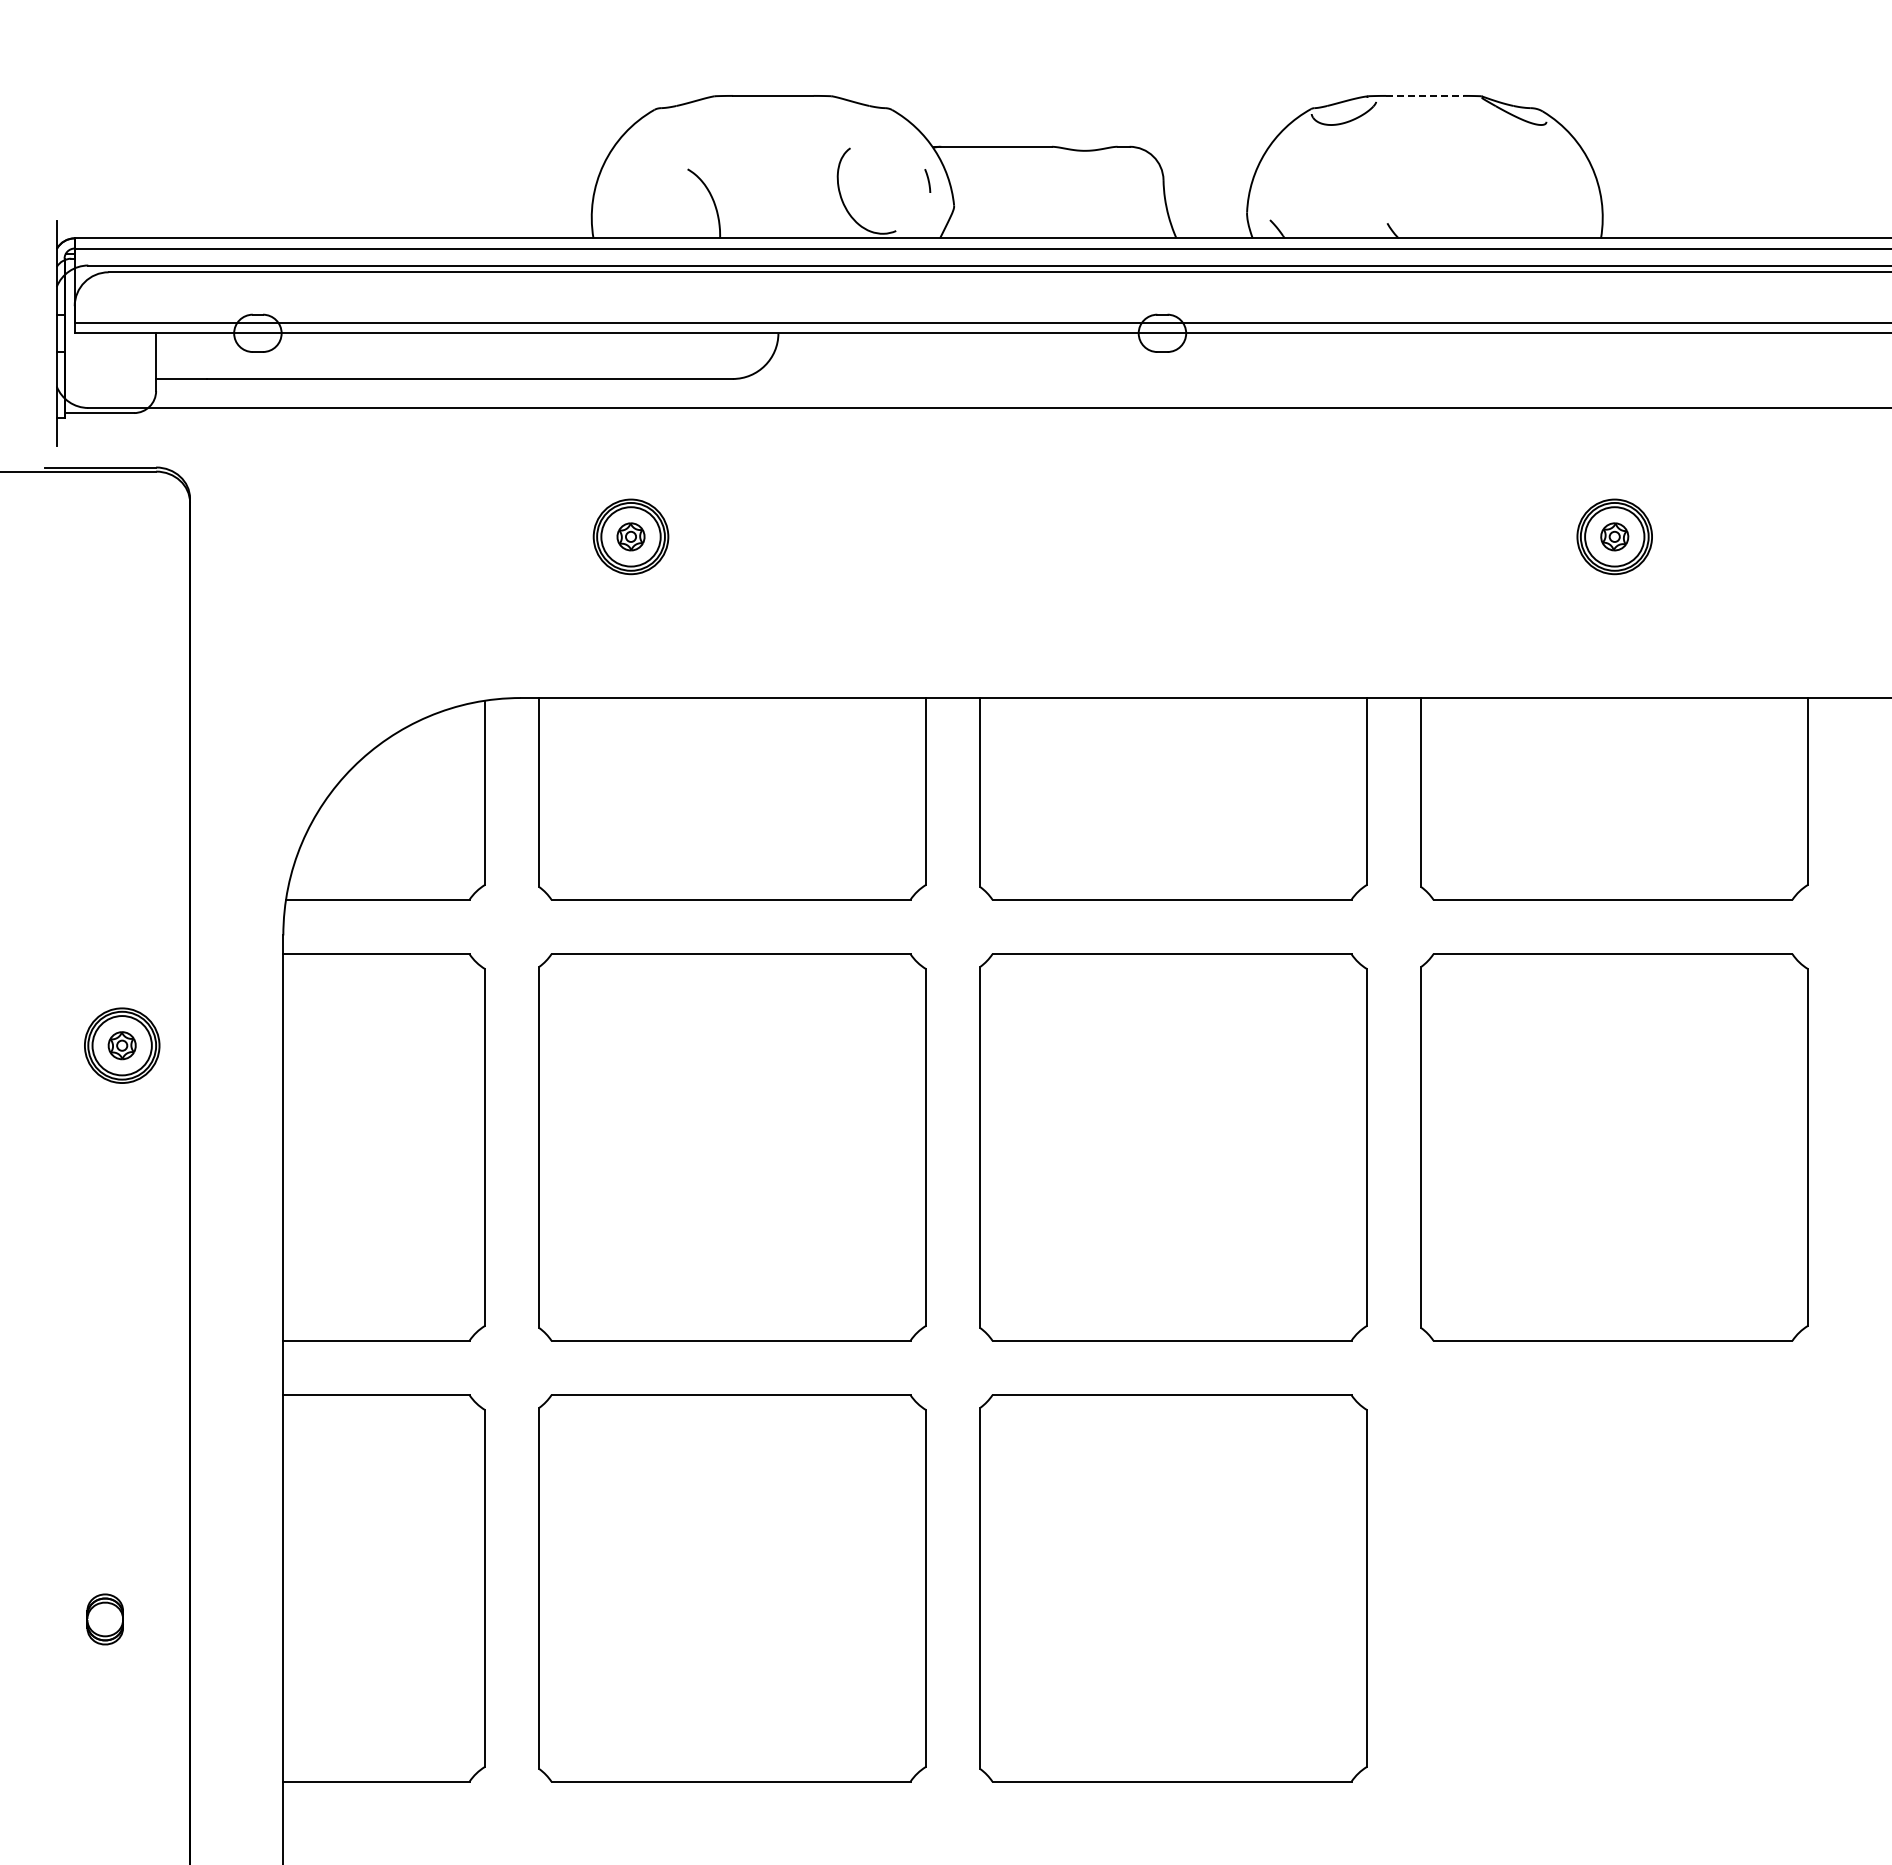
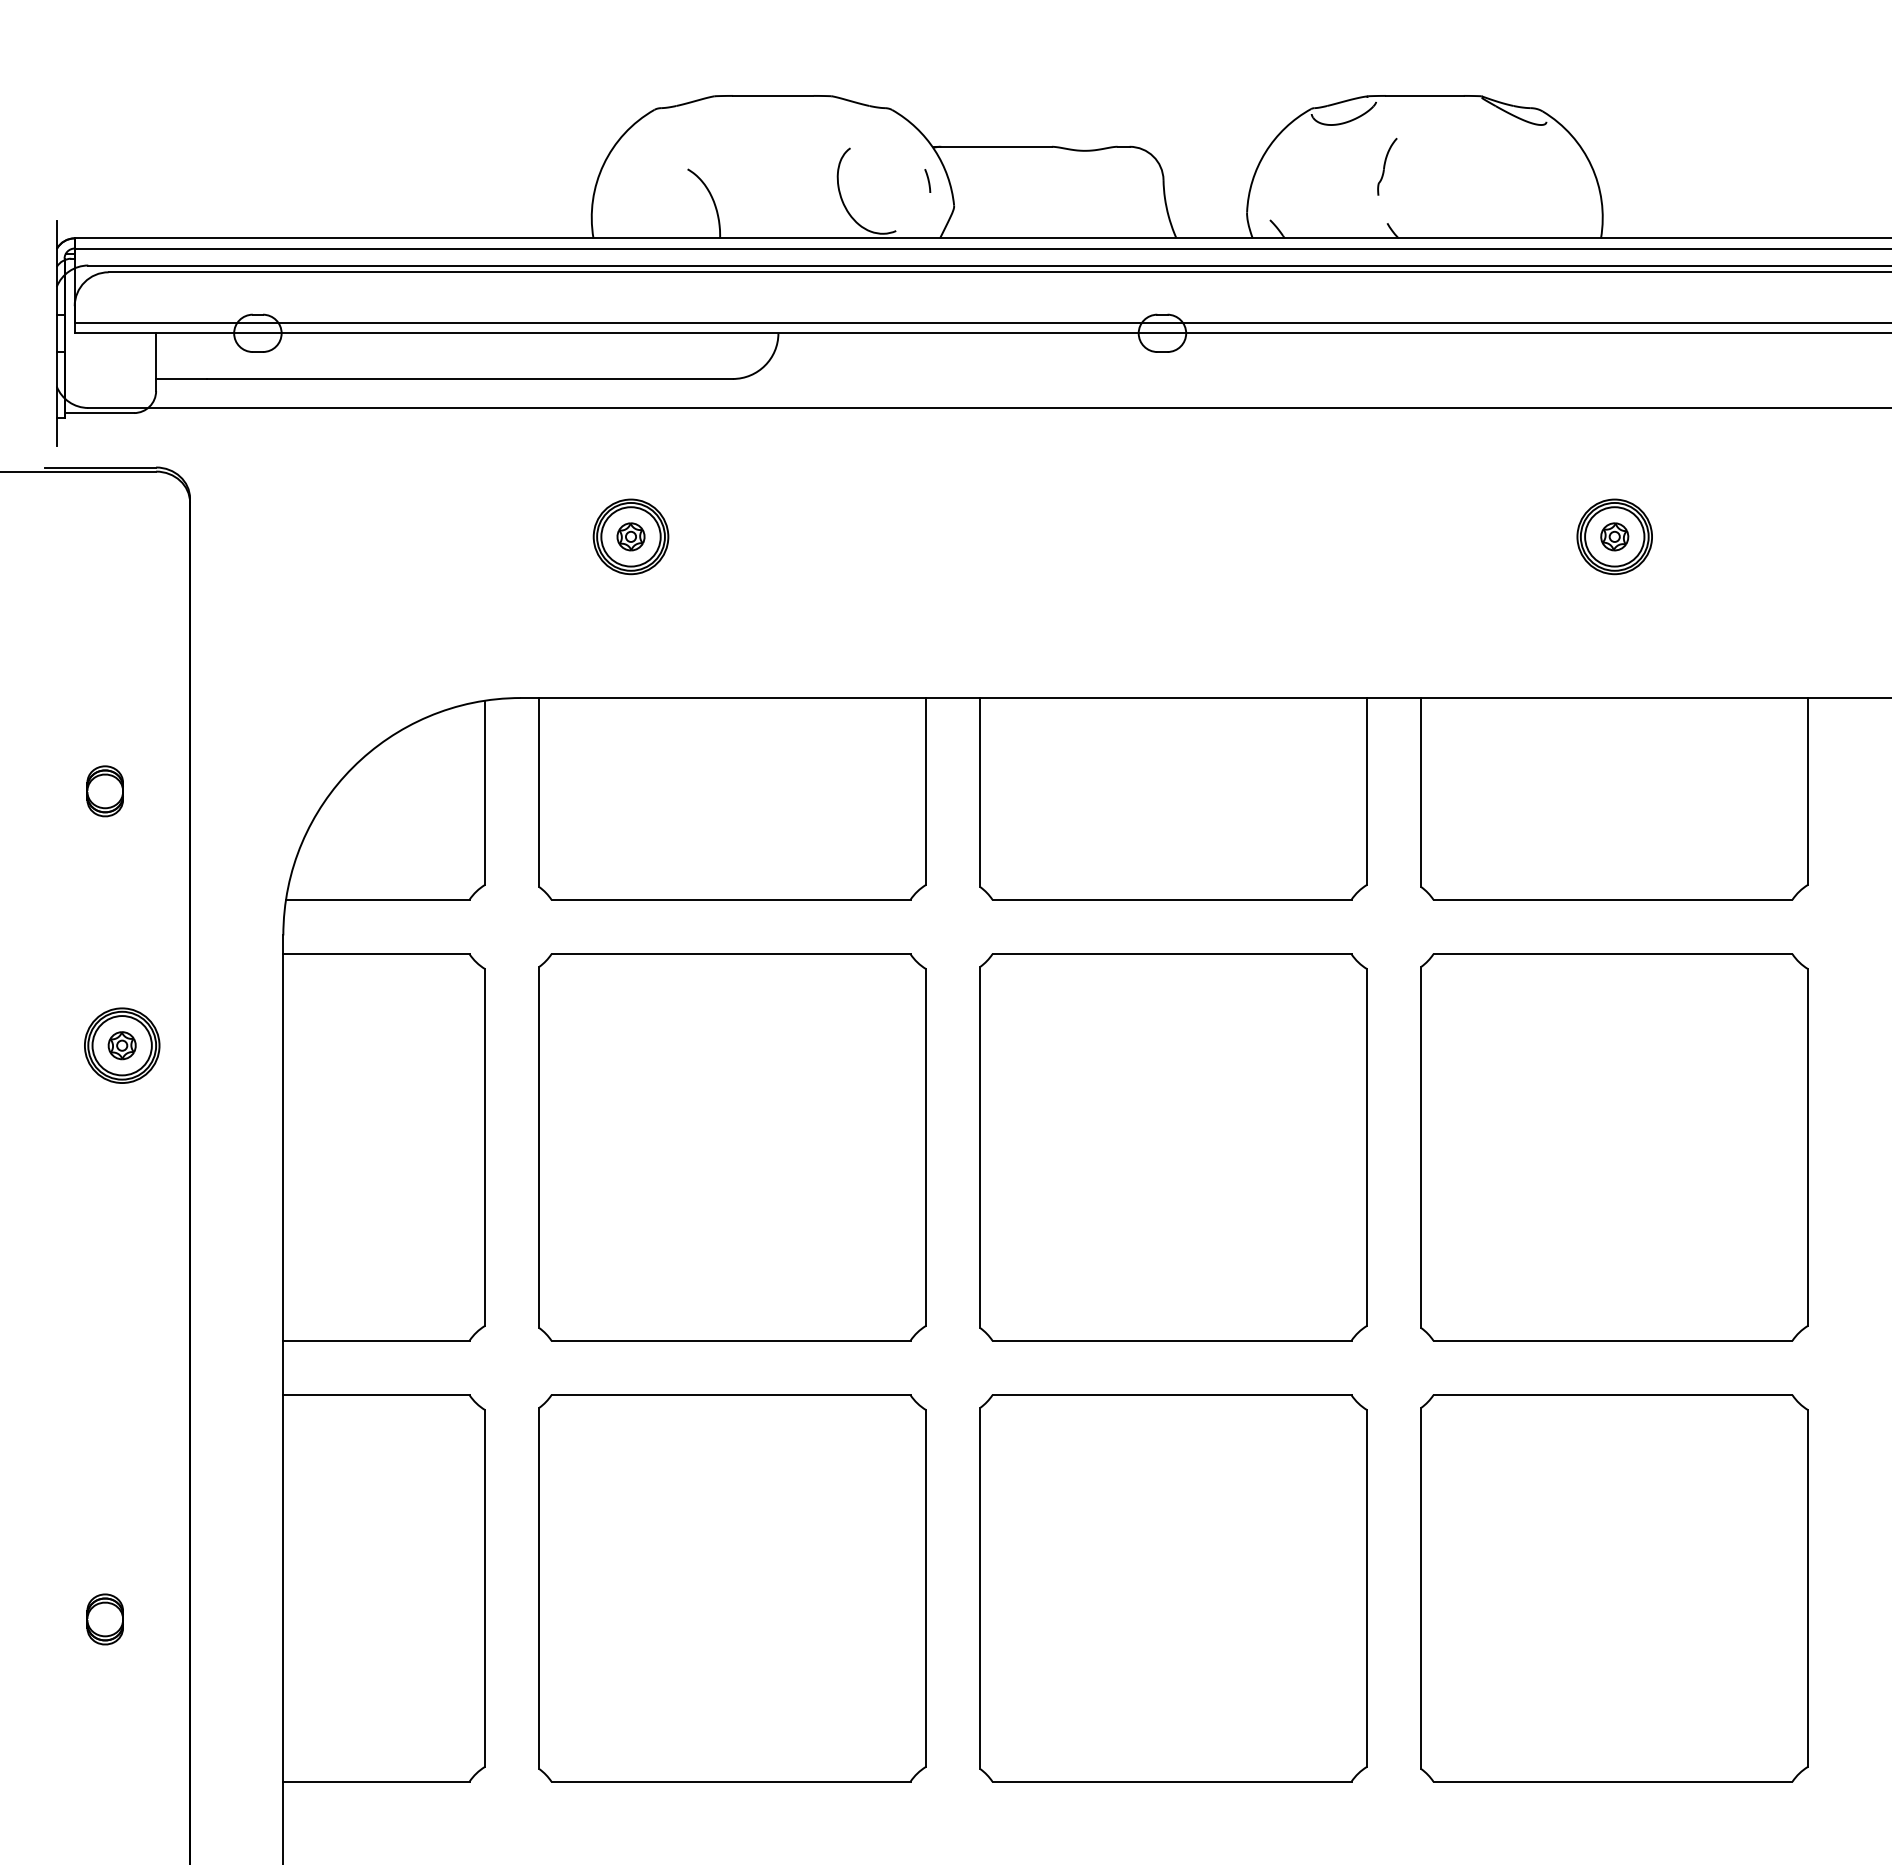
line: dashed -> solid (1424, 95)
part: none -> present (1387, 166)
part: none -> present (104, 791)
part: none -> present (1614, 1588)
